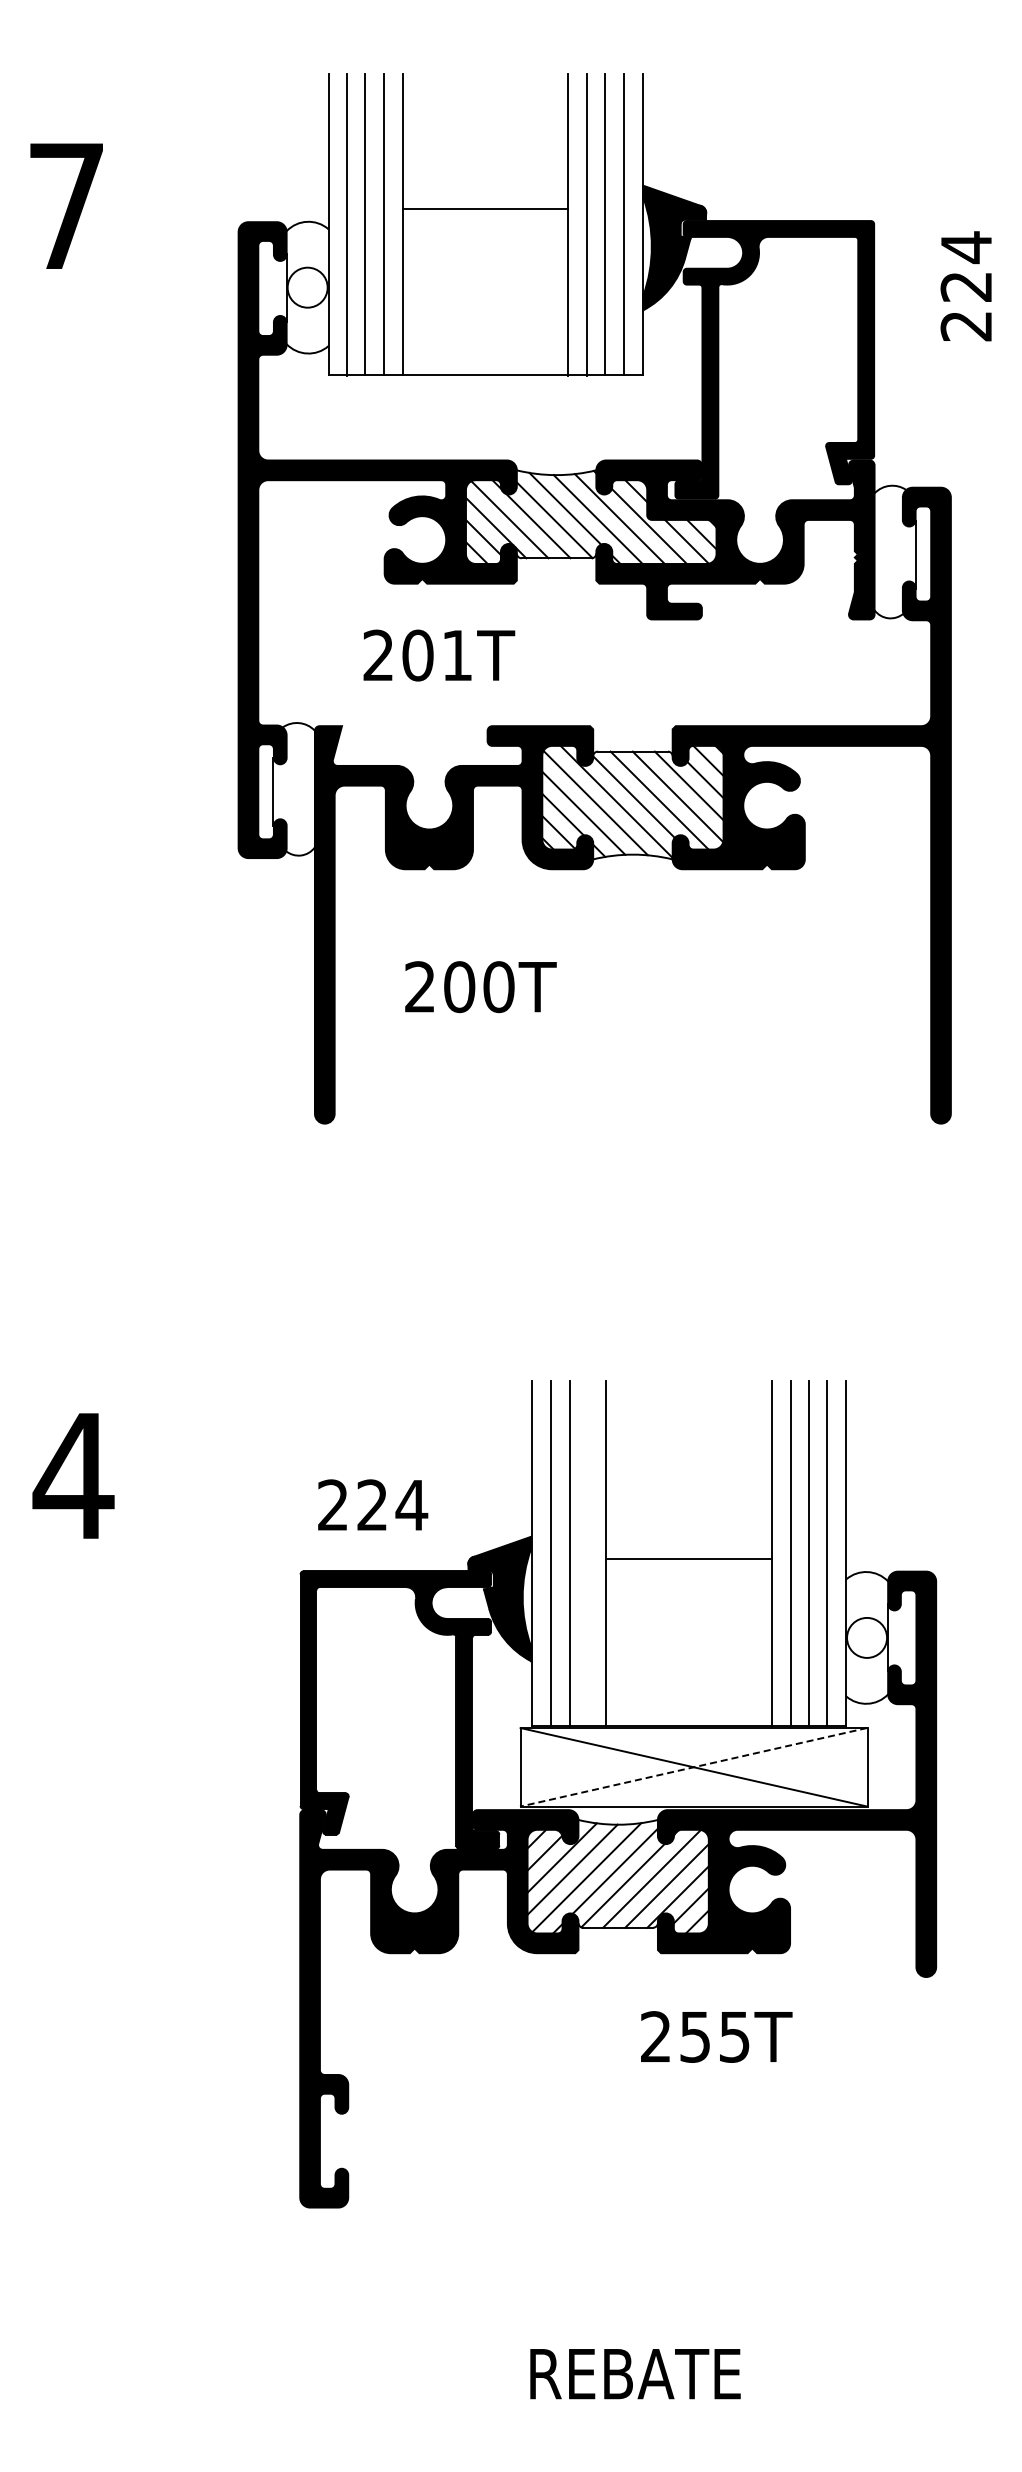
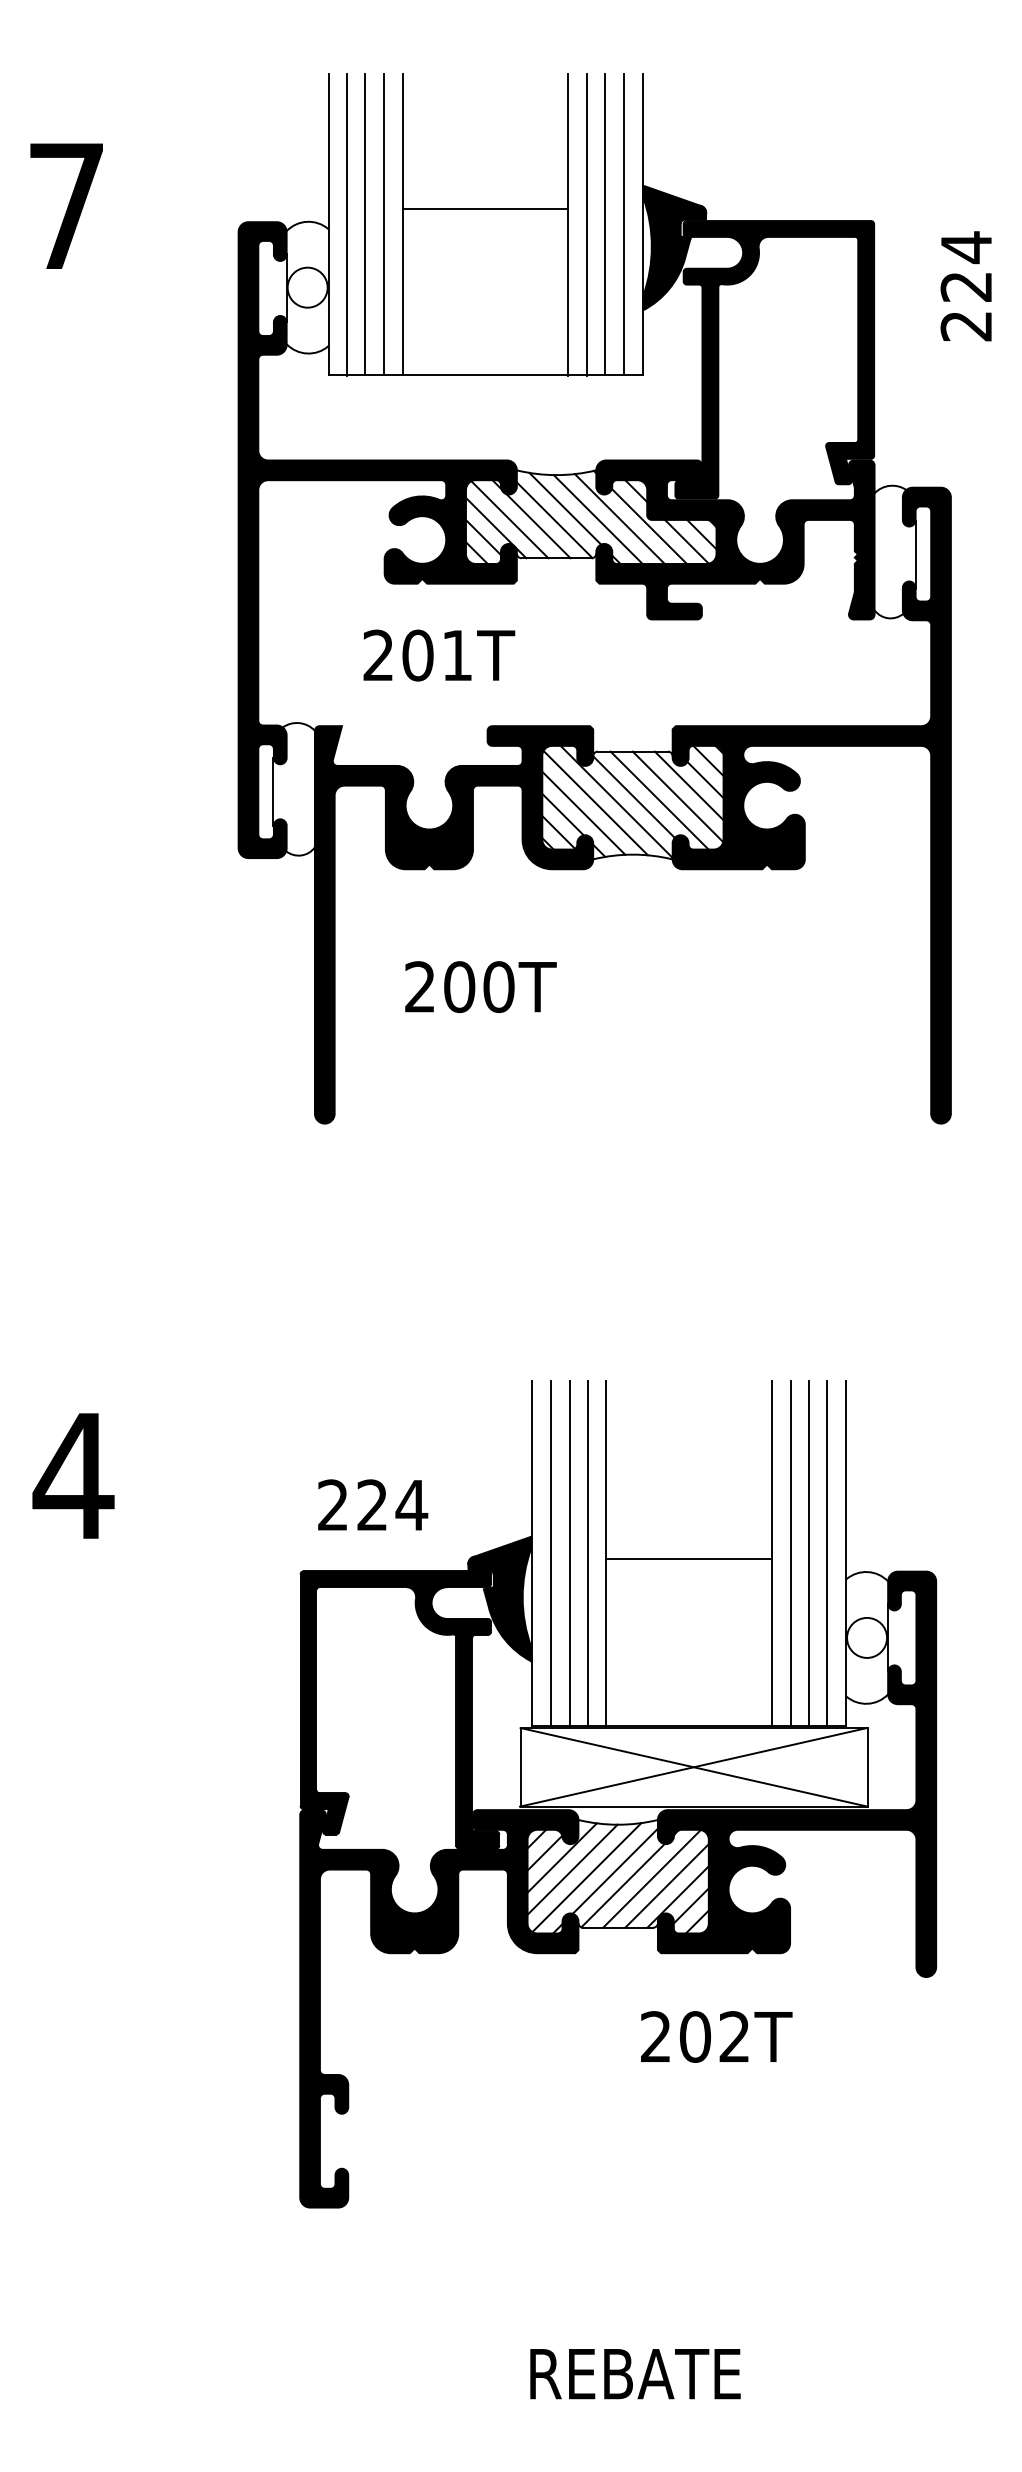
line: none -> present (587, 1552)
line: dashed -> solid (693, 1767)
text: 255T -> 202T (714, 2036)
